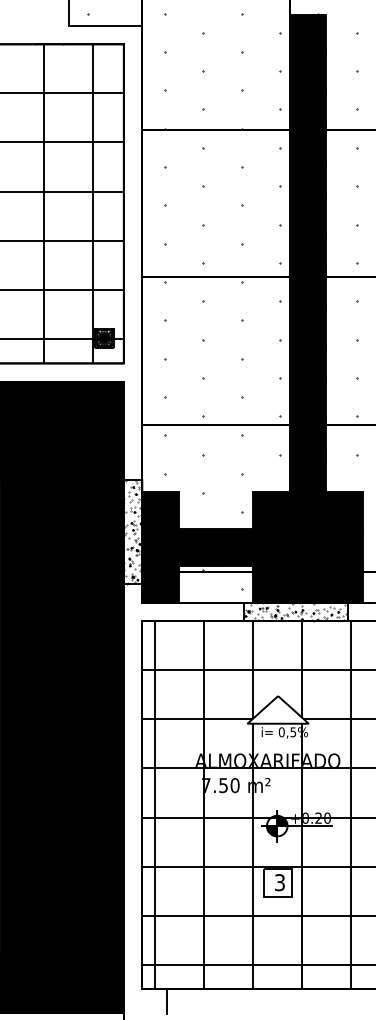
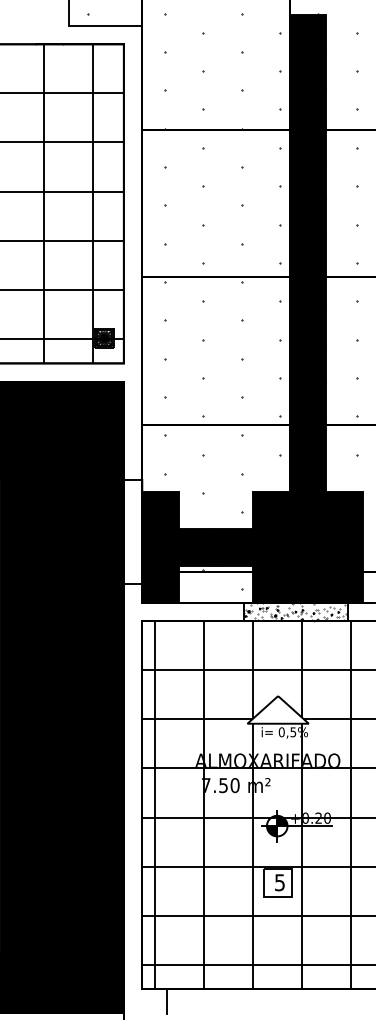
hatch: present -> none (132, 532)
text: 3 -> 5 (279, 882)
